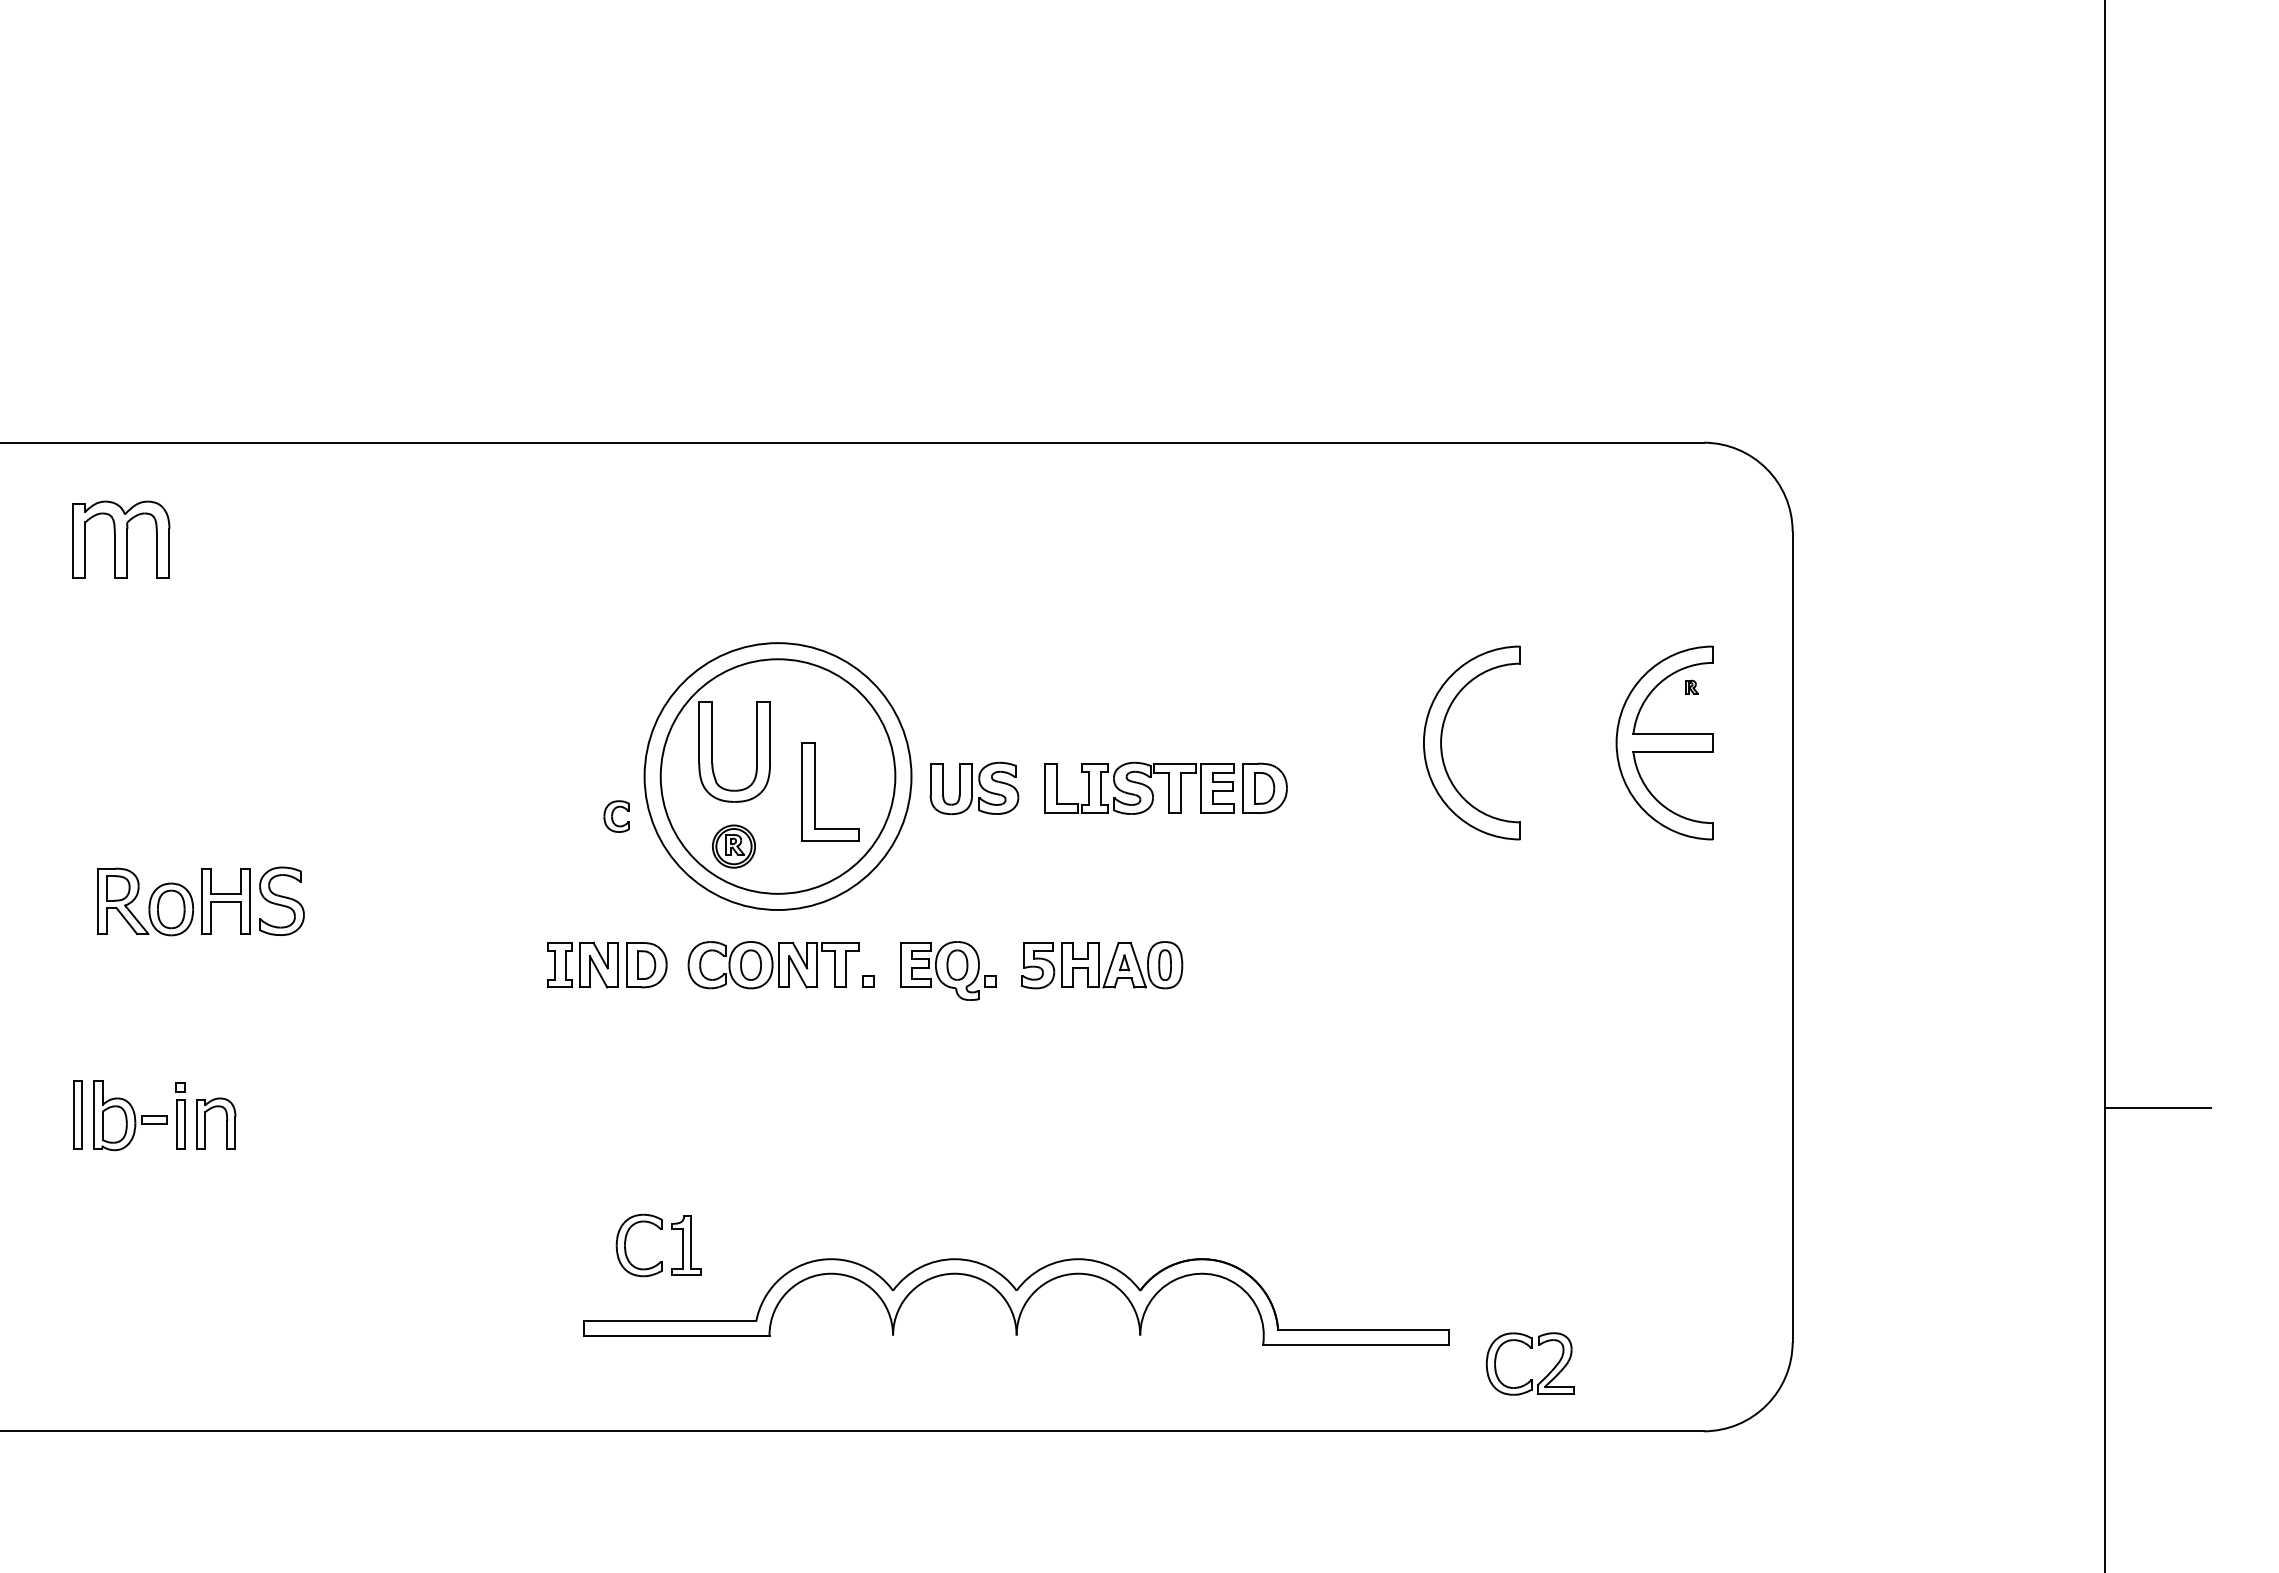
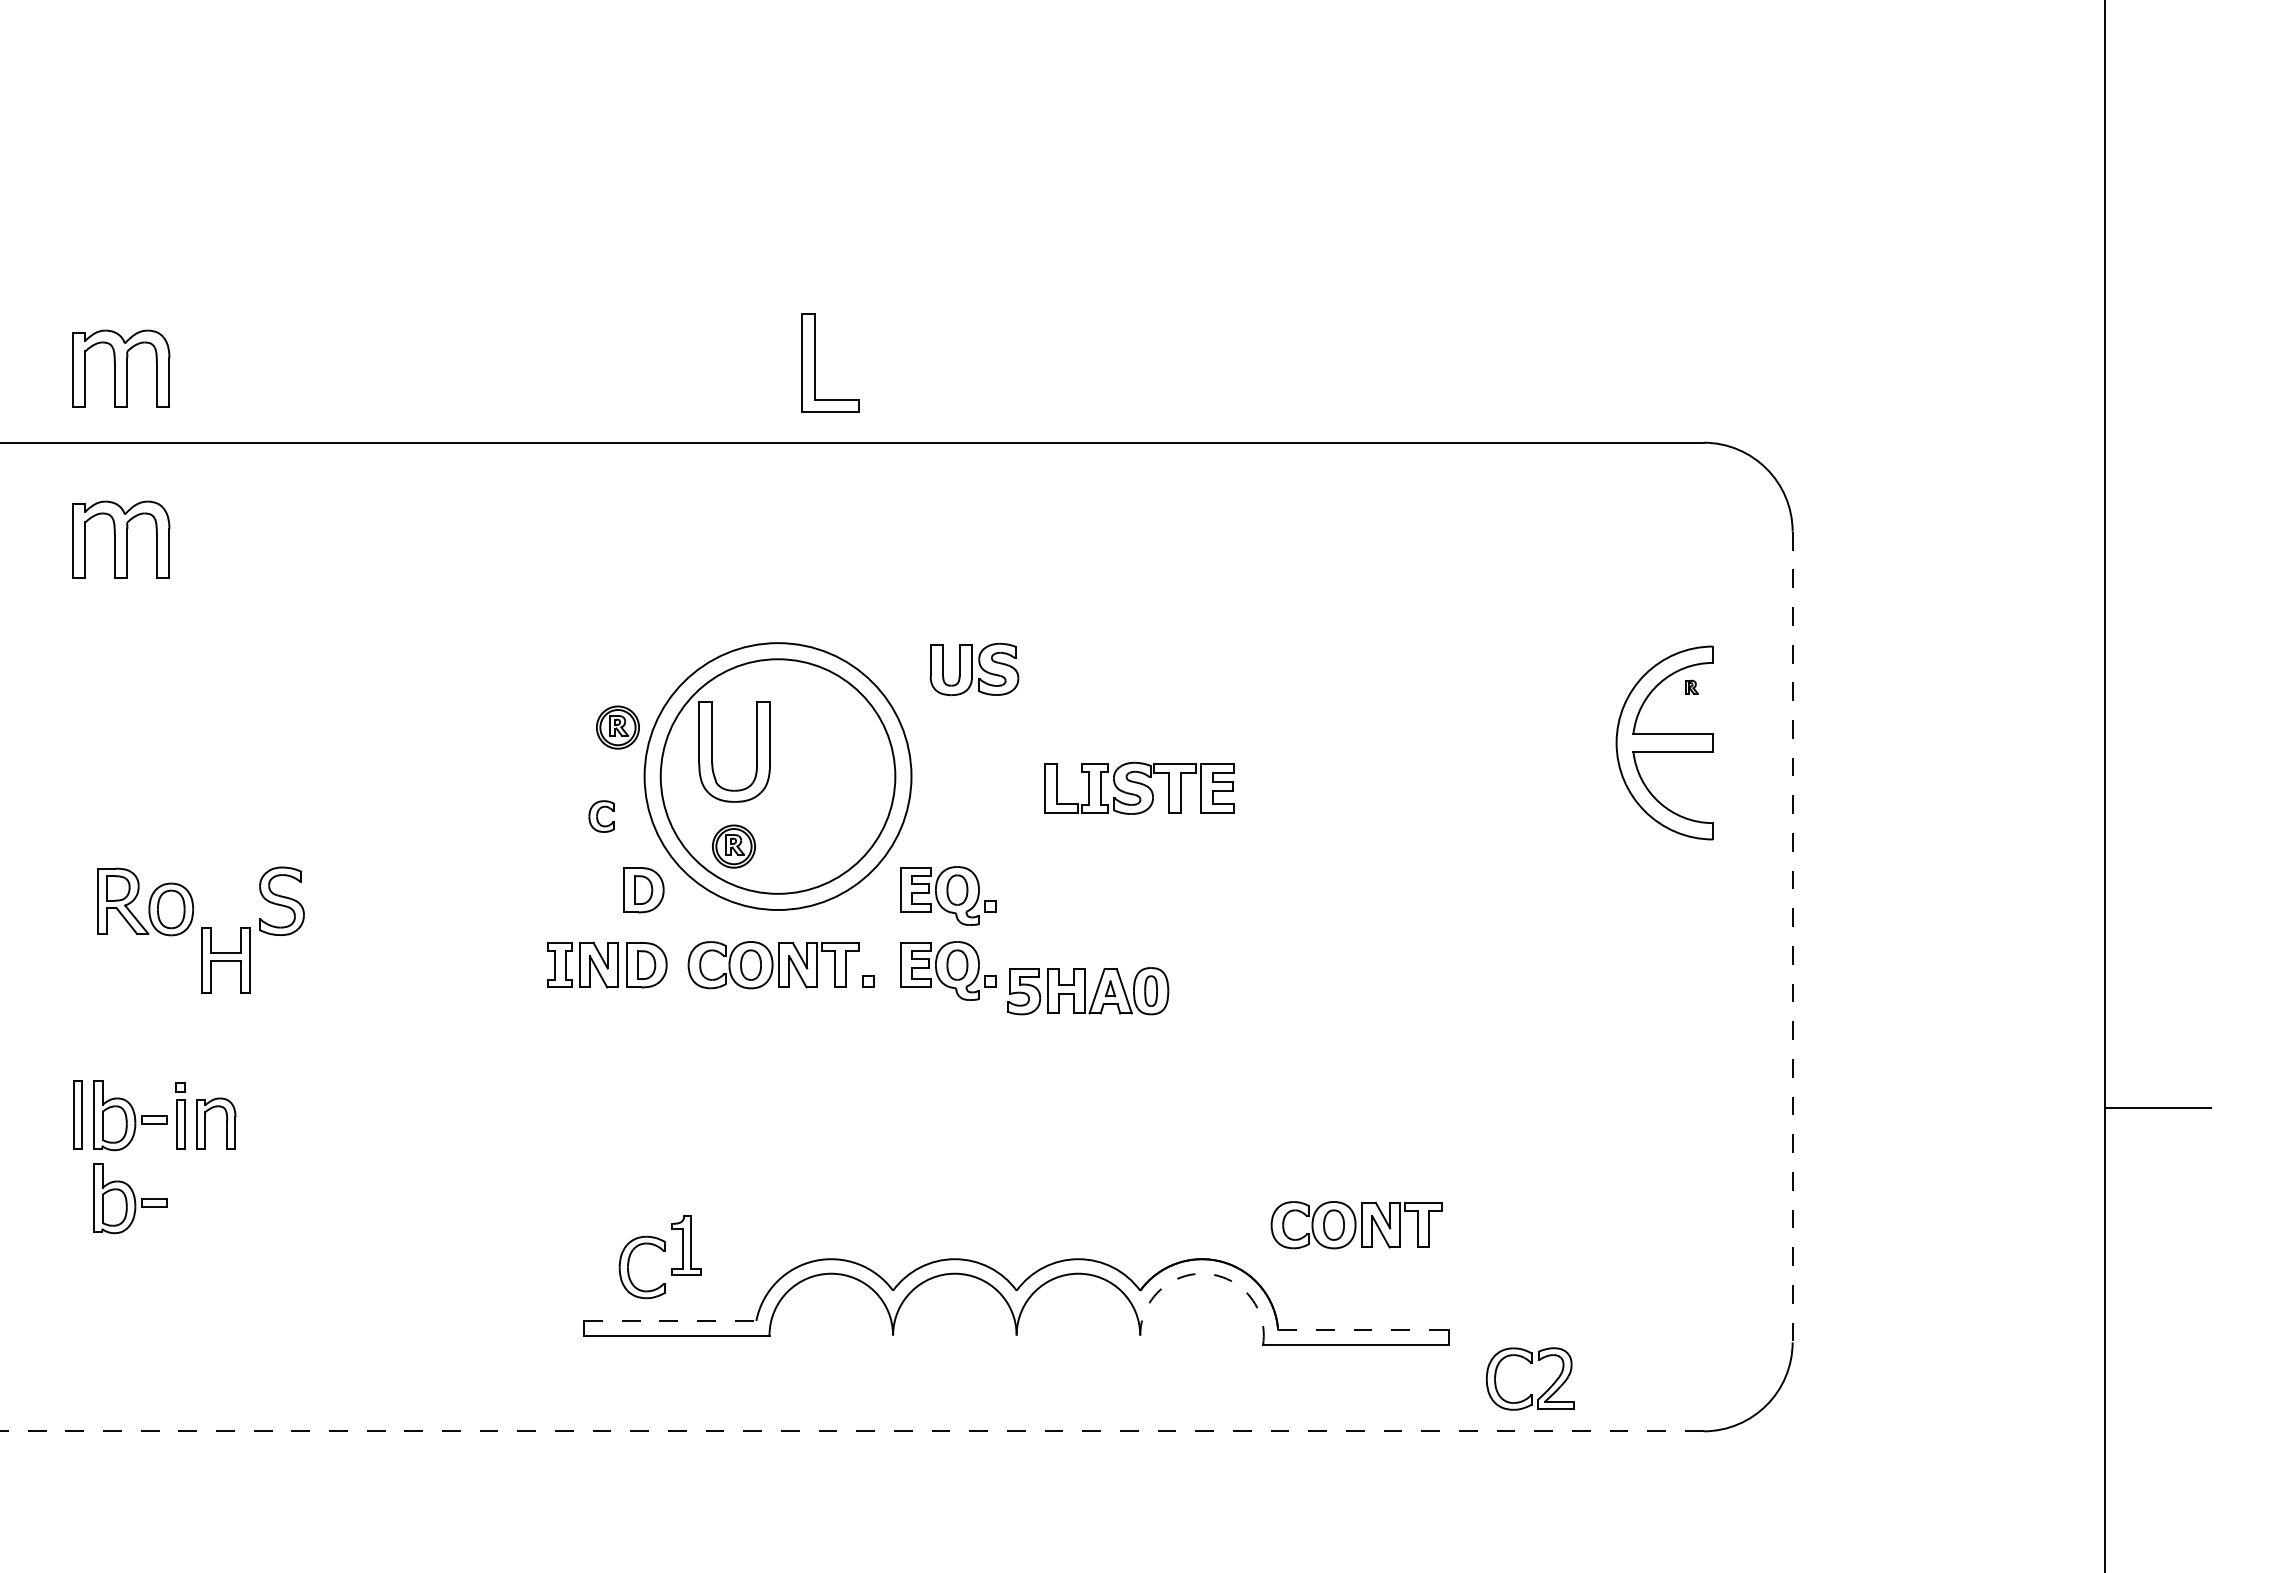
part: none -> present (121, 368)
part: none -> present (617, 727)
part: present -> none (1442, 738)
part position: (974, 787) -> (974, 668) (974, 668)
part: present -> none (1264, 787)
part position: (815, 791) -> (815, 362) (815, 362)
part position: (616, 816) -> (601, 816) (601, 816)
part: none -> present (643, 890)
part: none -> present (948, 895)
part position: (225, 901) -> (225, 960) (225, 960)
line: solid -> dashed (1792, 937)
part position: (1102, 965) -> (1088, 991) (1088, 991)
part: none -> present (130, 1198)
part: none -> present (1356, 1225)
part position: (626, 1241) -> (629, 1263) (629, 1263)
arc: solid -> dashed (1206, 1273)
line: solid -> dashed (670, 1320)
line: solid -> dashed (1363, 1330)
part position: (1530, 1348) -> (1530, 1363) (1530, 1363)
line: solid -> dashed (851, 1431)
